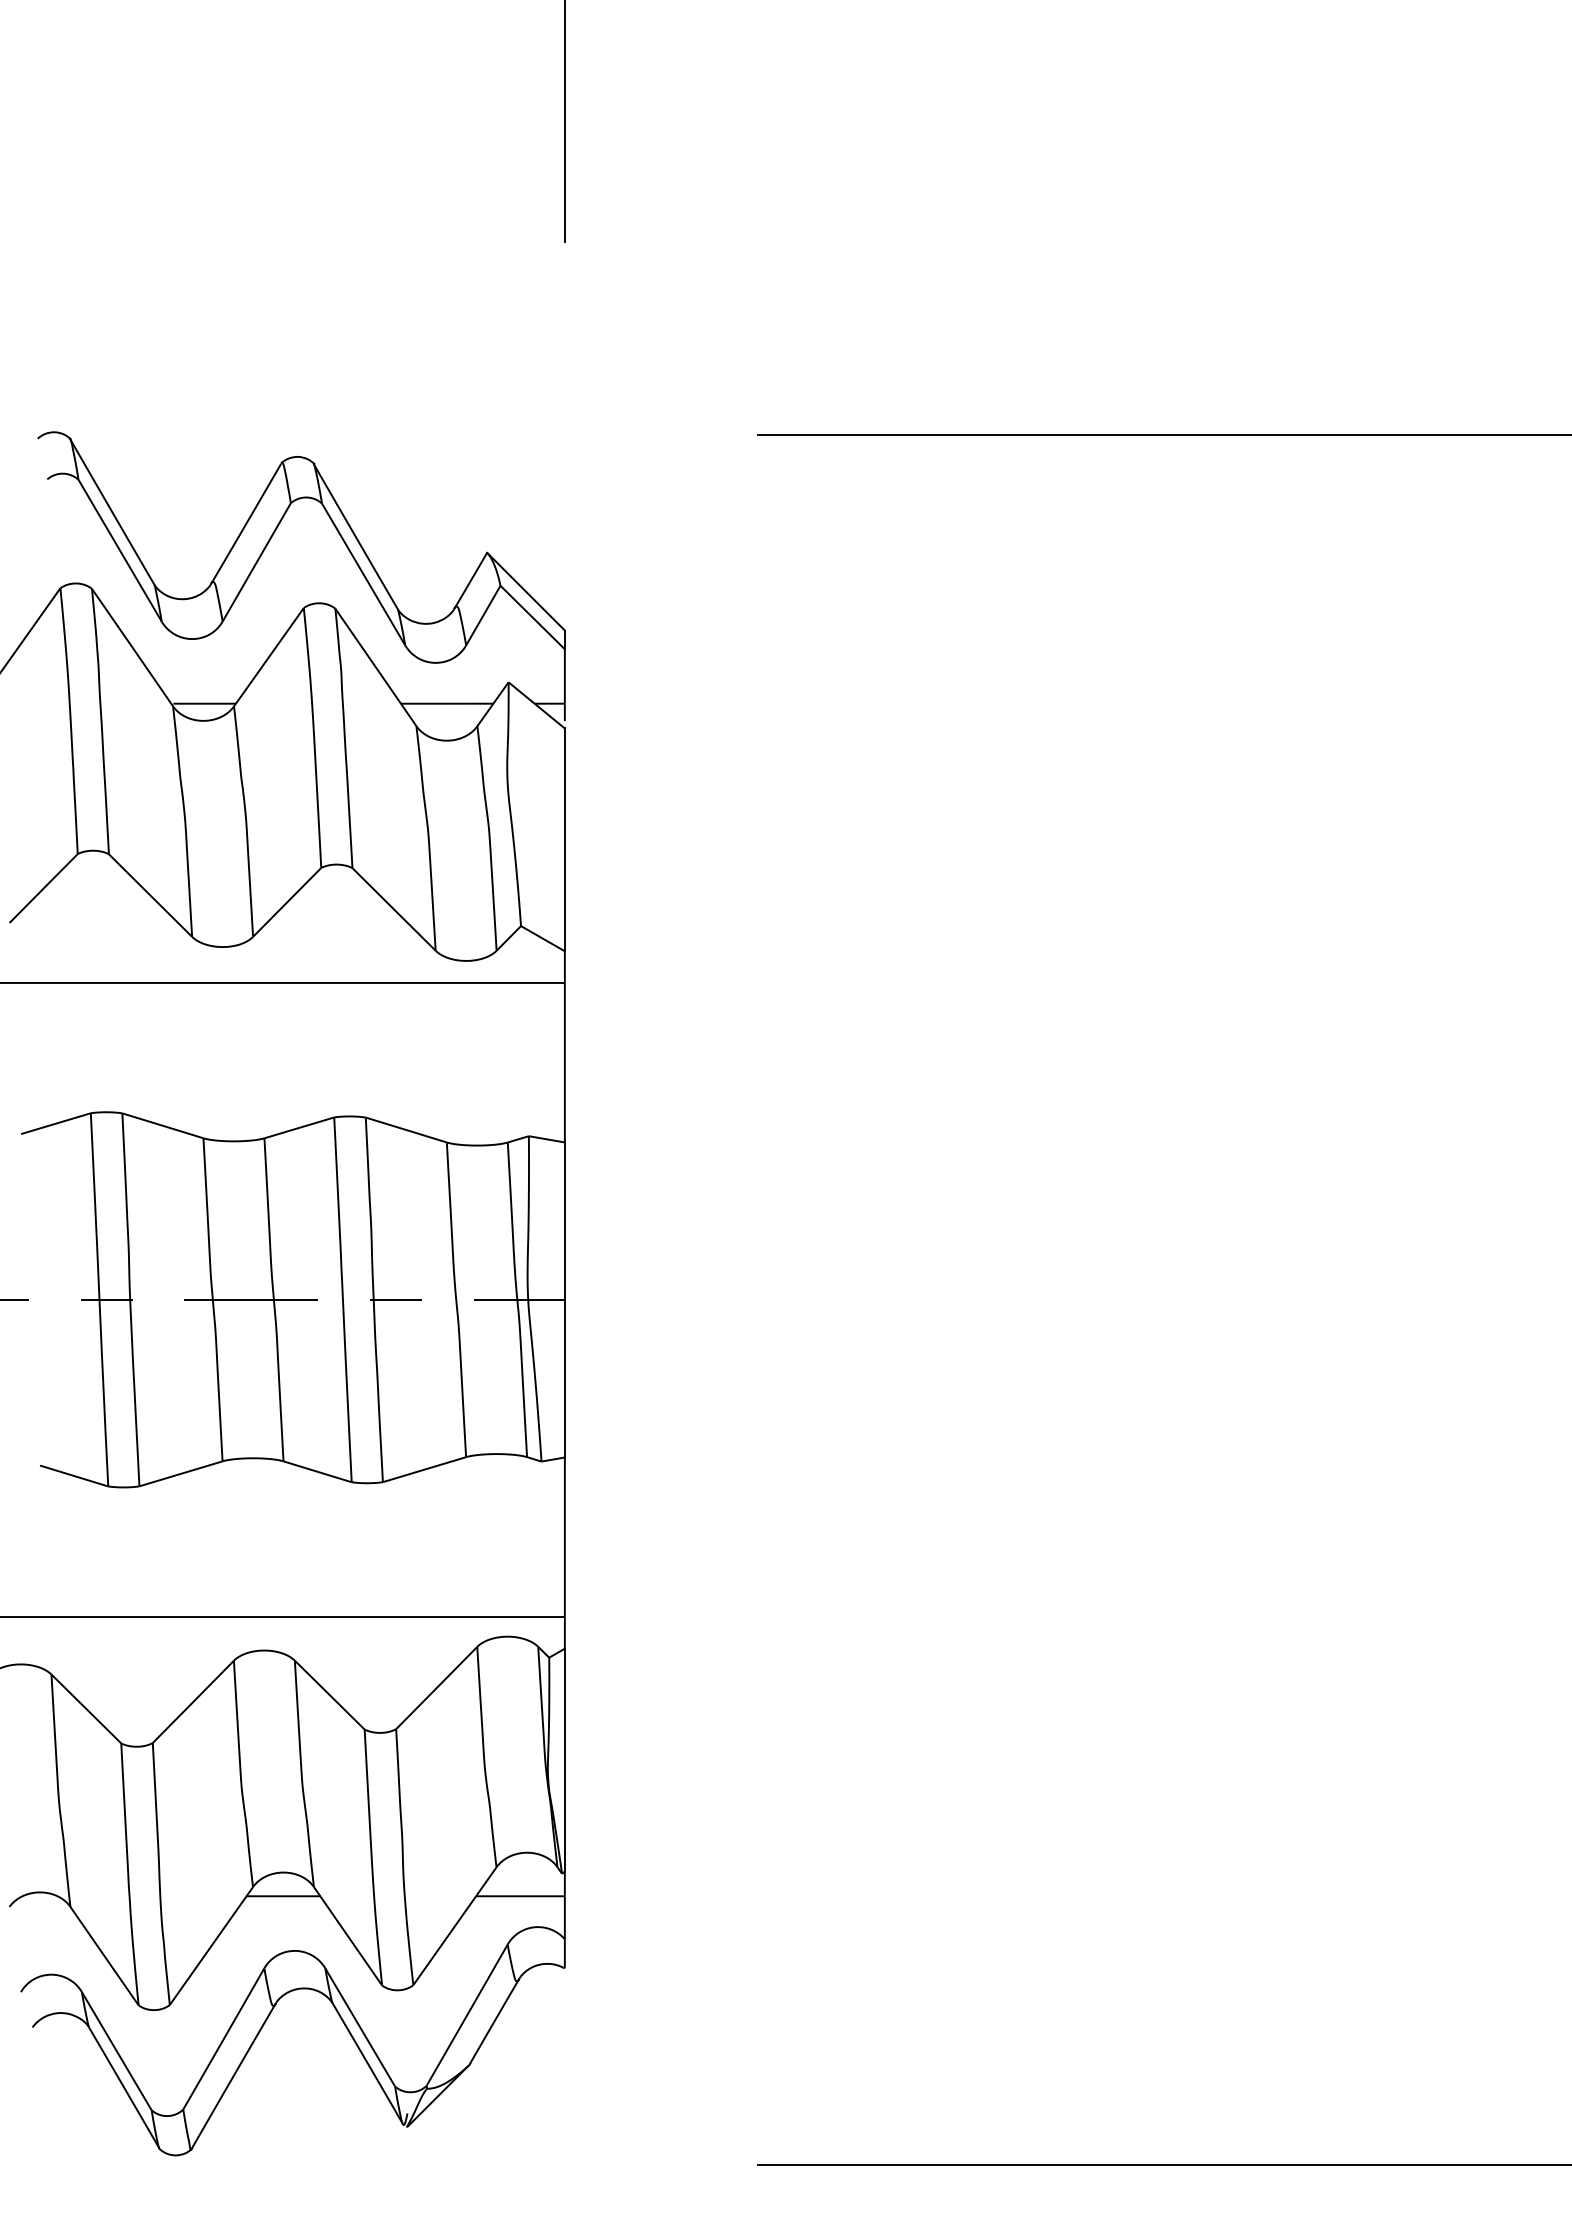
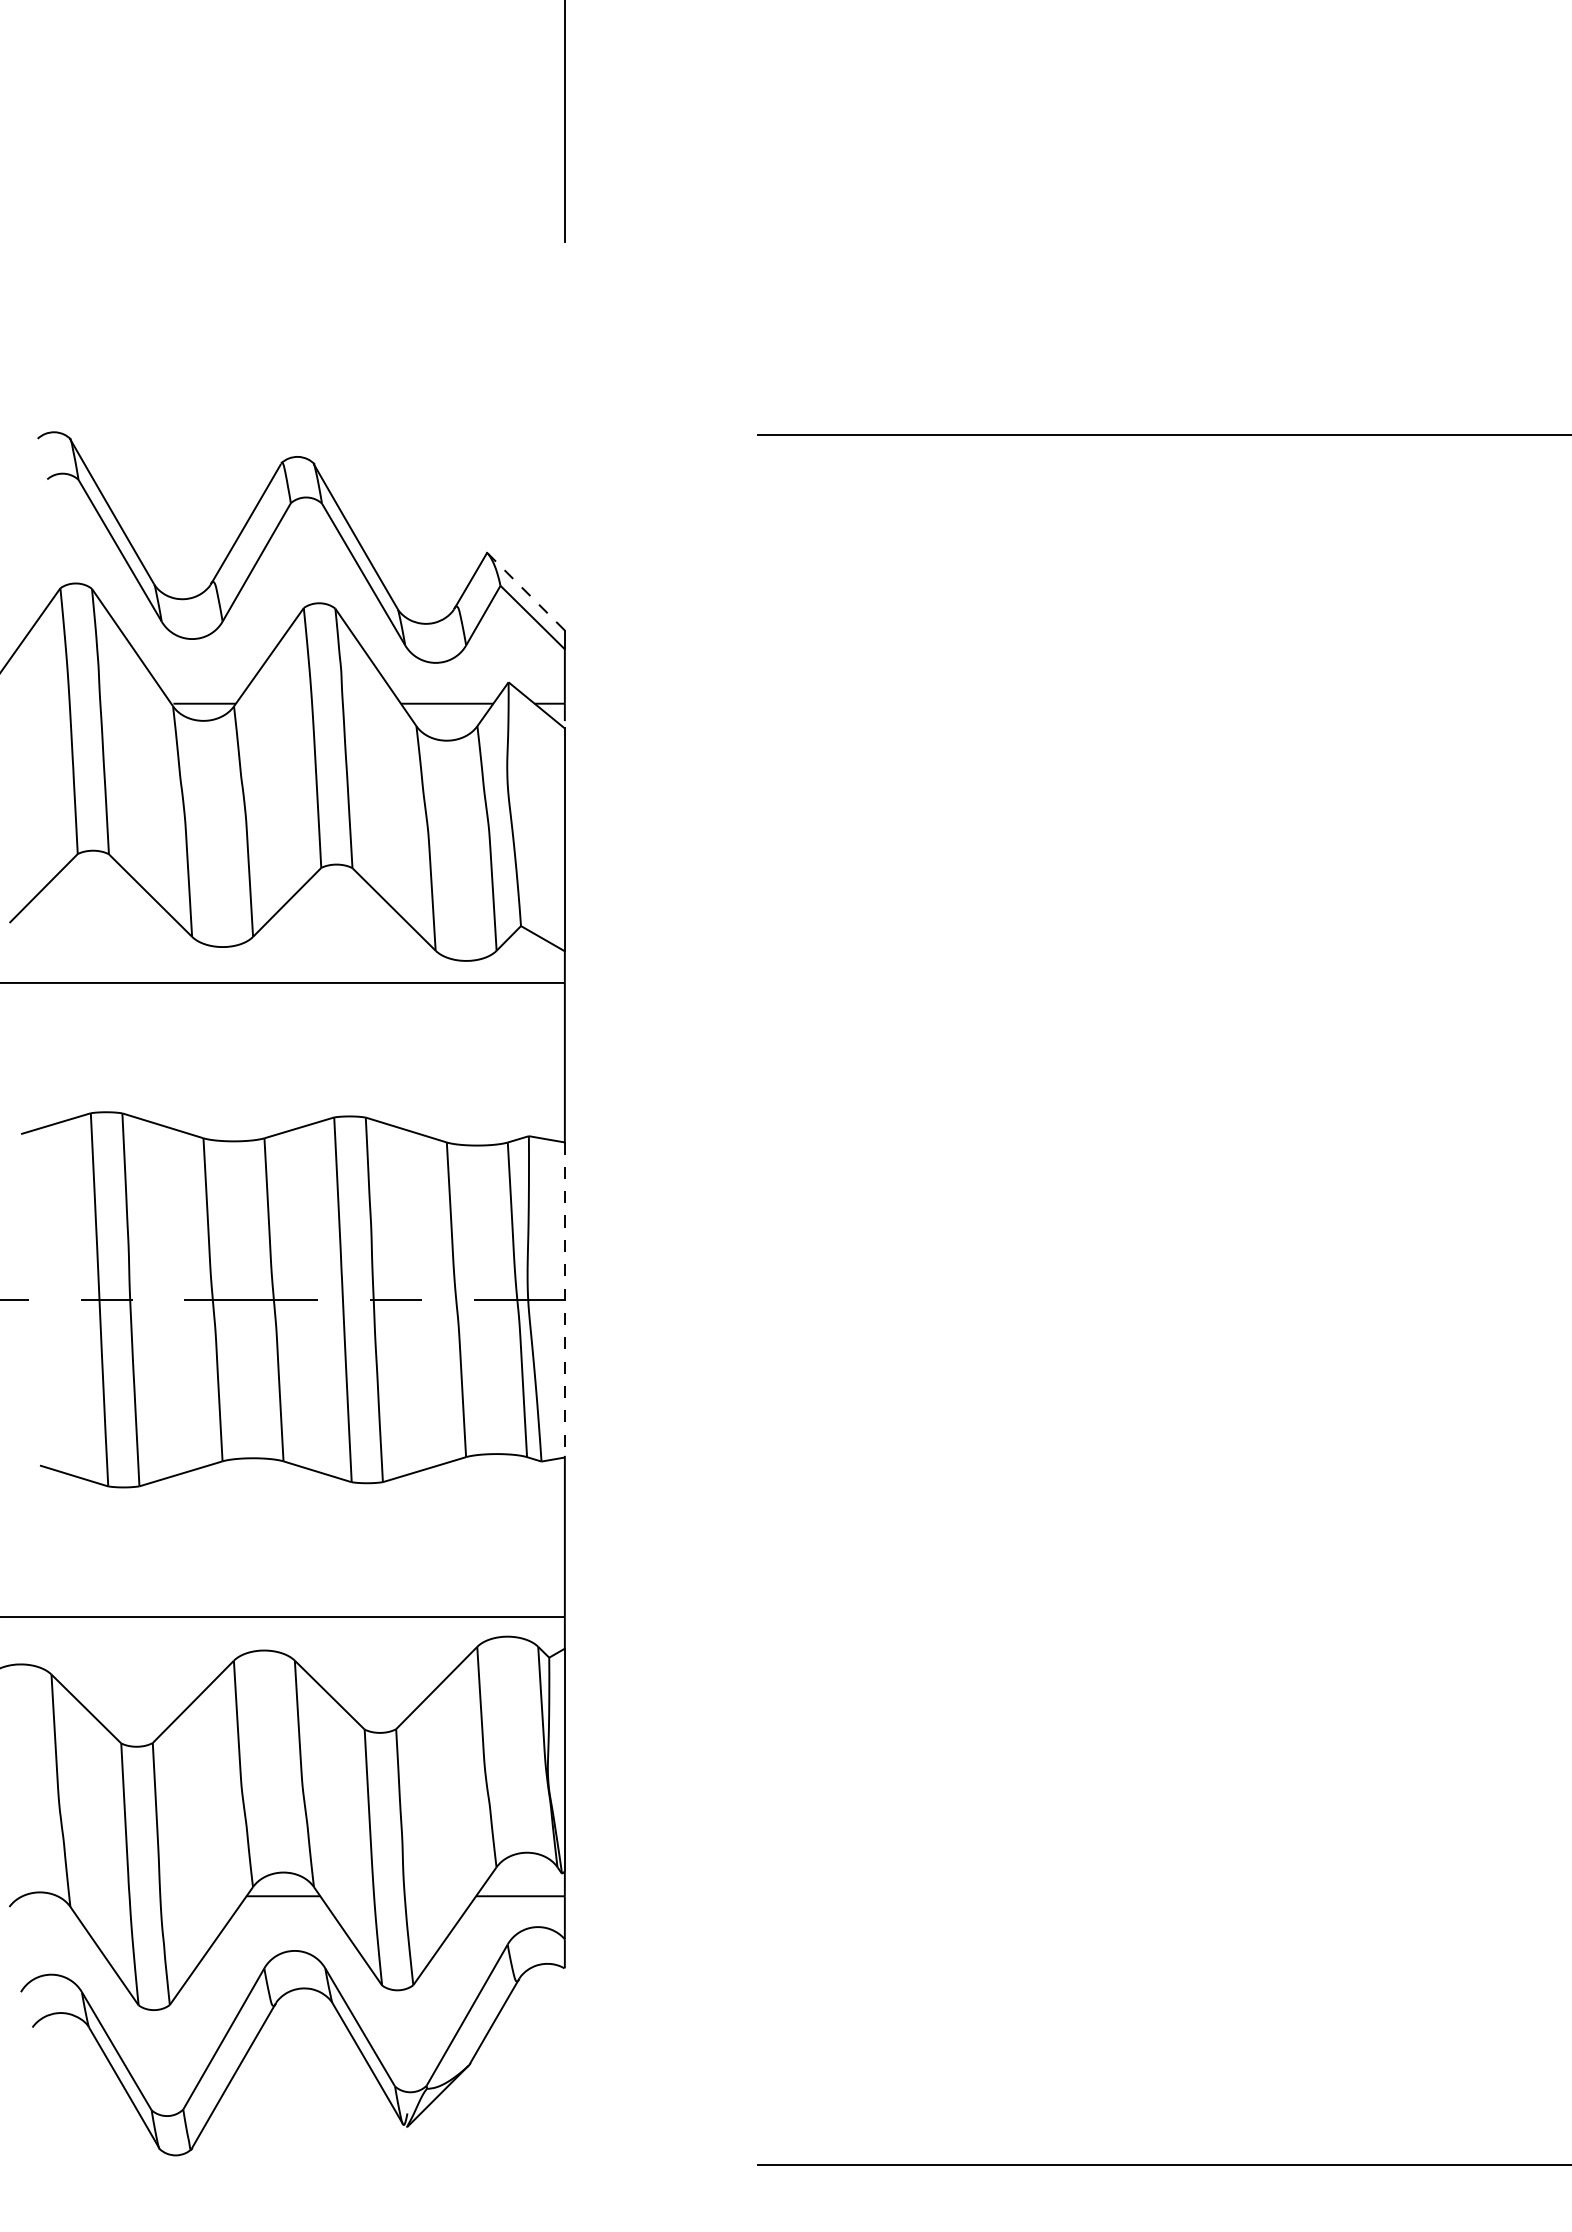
line: solid -> dashed (526, 591)
line: solid -> dashed (564, 1299)
